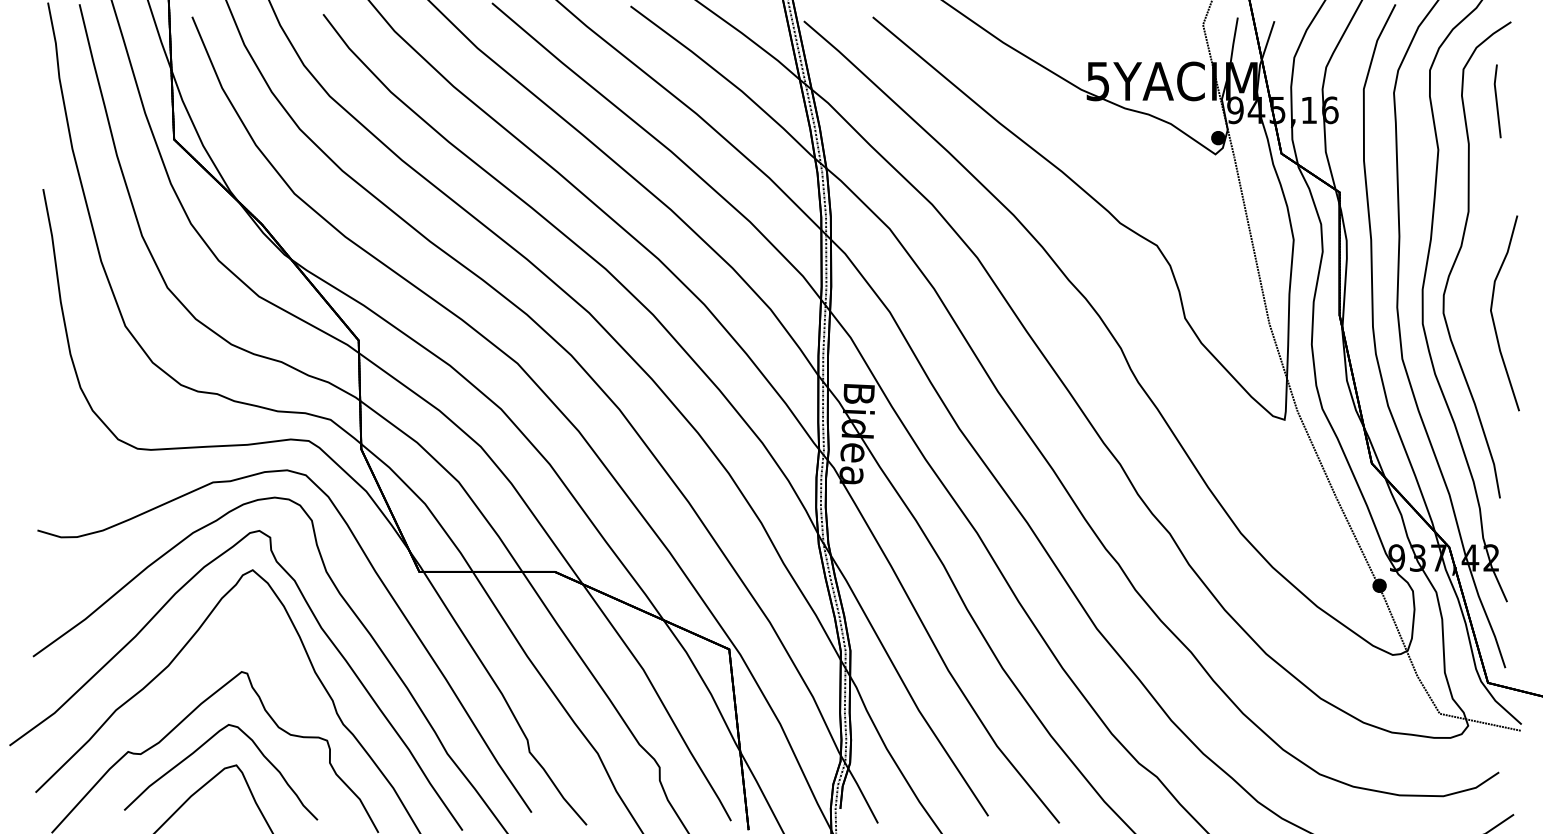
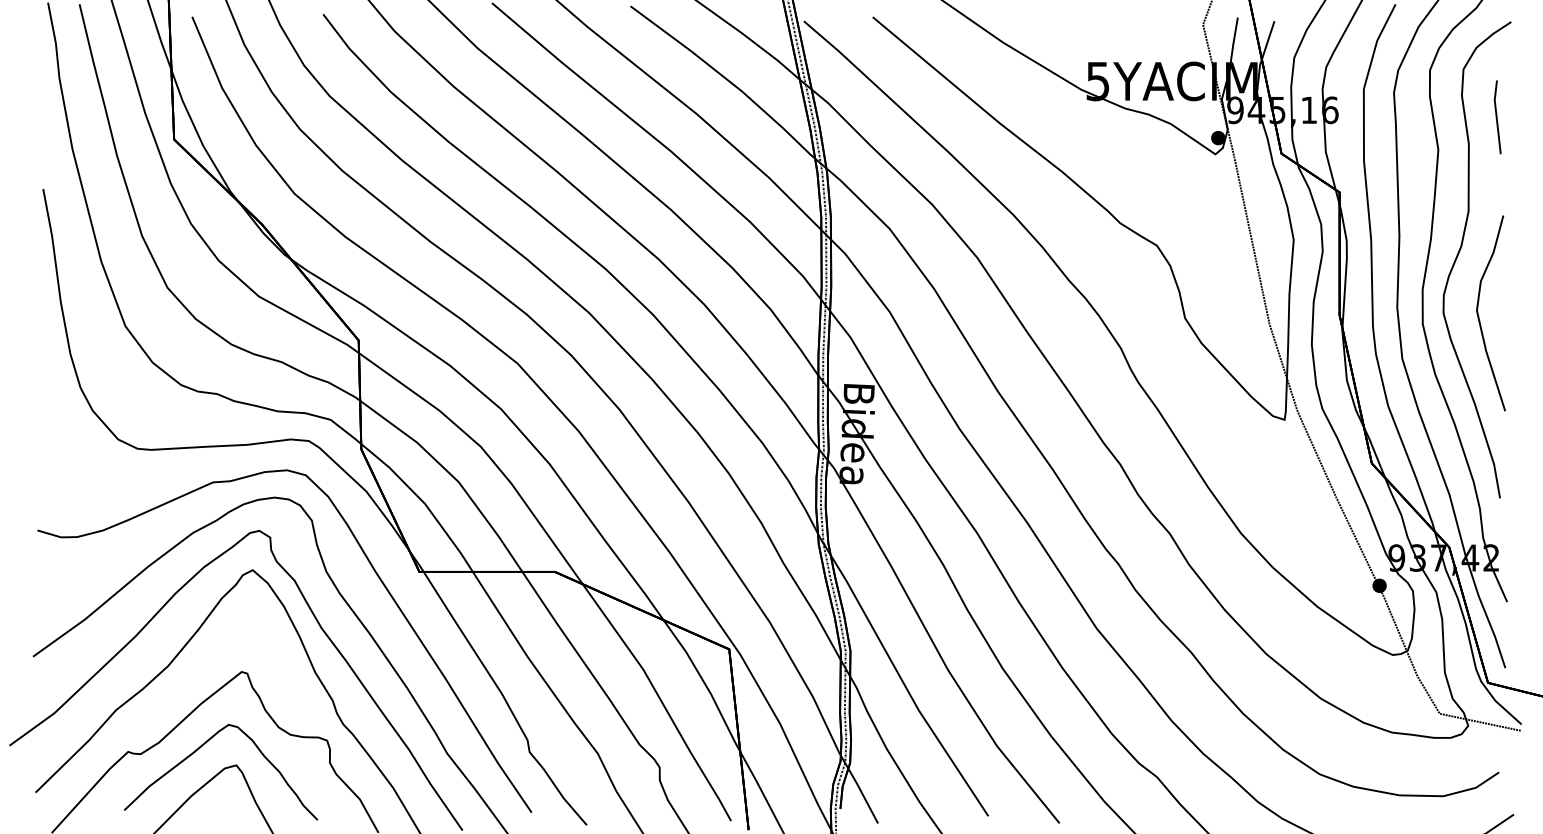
line position: (1497, 101) -> (1497, 117) (1497, 117)
curve position: (1493, 316) -> (1479, 316) (1479, 316)
